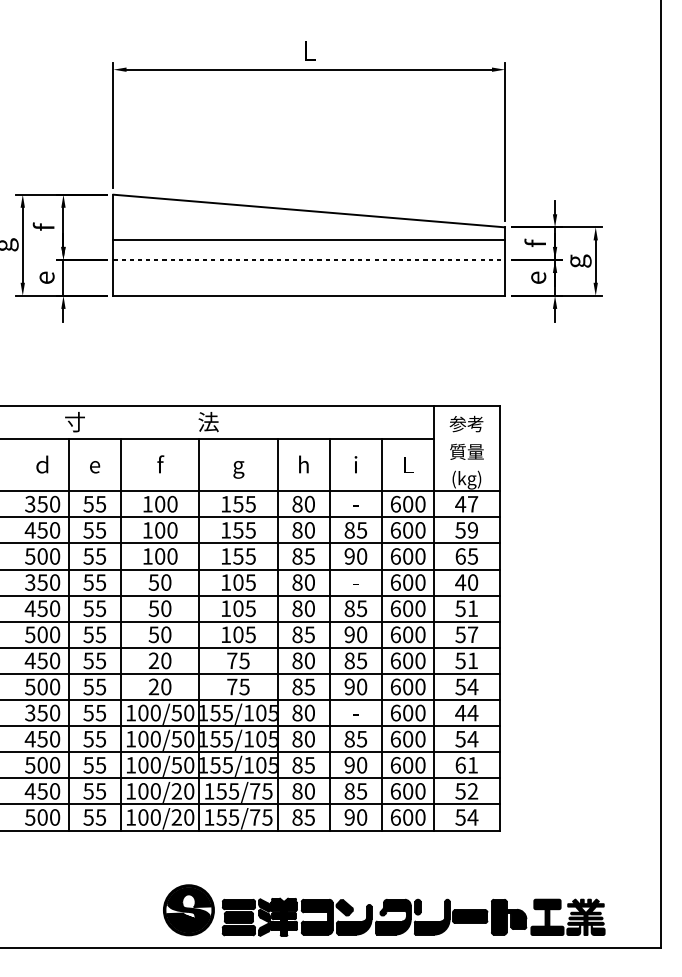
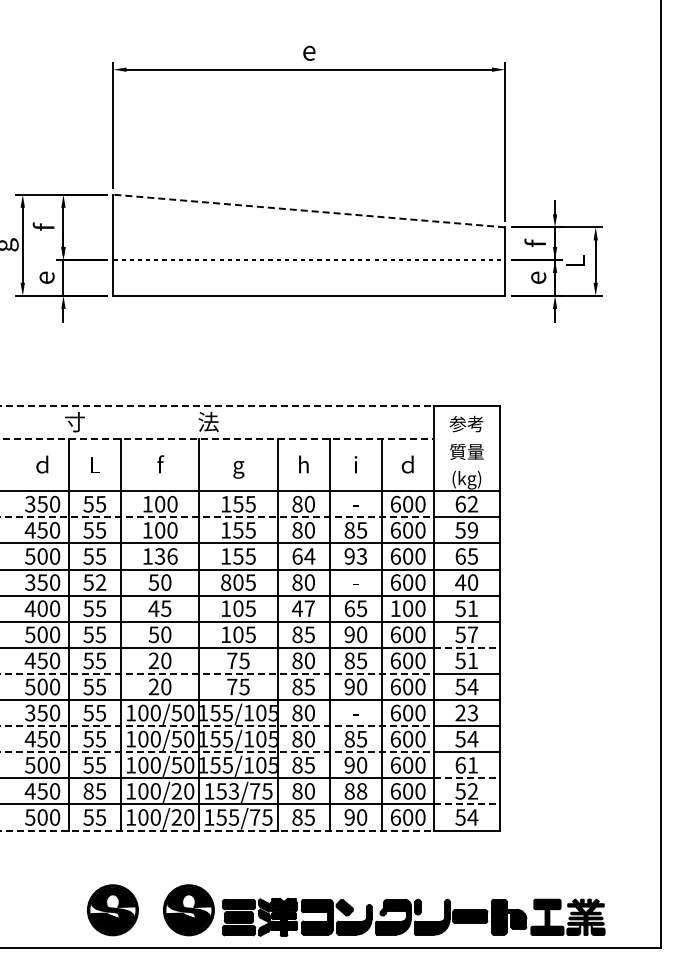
text: L -> e (309, 50)
line: solid -> dashed (308, 210)
line: present -> none (309, 240)
text: g -> L (578, 260)
line: solid -> dashed (217, 405)
line: solid -> dashed (217, 439)
text: L -> ｄ (407, 464)
text: e -> L (95, 465)
text: 47 -> 62 (466, 503)
line: solid -> dashed (217, 517)
text: 100 -> 136 (165, 556)
text: 85 -> 64 (303, 556)
text: 90 -> 93 (361, 556)
text: 55 -> 52 (100, 582)
text: 105 -> 805 (226, 582)
text: 450 -> 400 (42, 608)
text: 50 -> 45 (159, 608)
text: 80 -> 47 (302, 608)
text: 85 -> 65 (349, 608)
text: 600 -> 100 (395, 608)
line: solid -> dashed (466, 647)
line: solid -> dashed (217, 673)
text: 44 -> 23 (466, 712)
line: solid -> dashed (217, 726)
line: solid -> dashed (217, 752)
line: solid -> dashed (466, 778)
text: 55 -> 85 (88, 791)
text: 155/75 -> 153/75 (234, 791)
text: 85 -> 88 (361, 791)
line: solid -> dashed (466, 804)
line: solid -> dashed (217, 830)
part: none -> present (112, 910)
